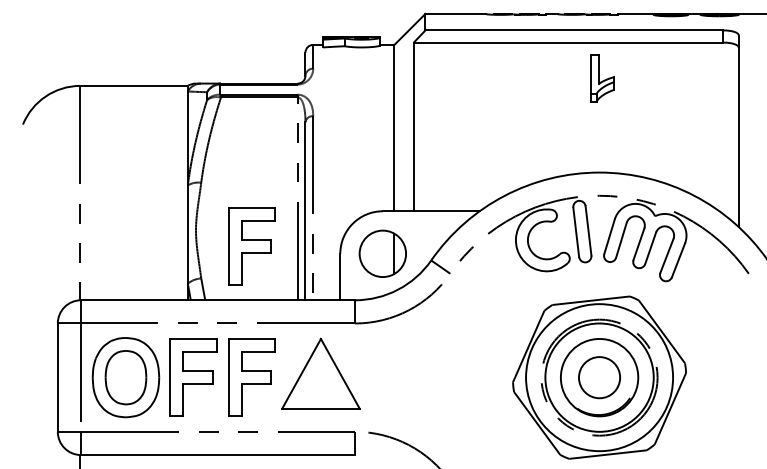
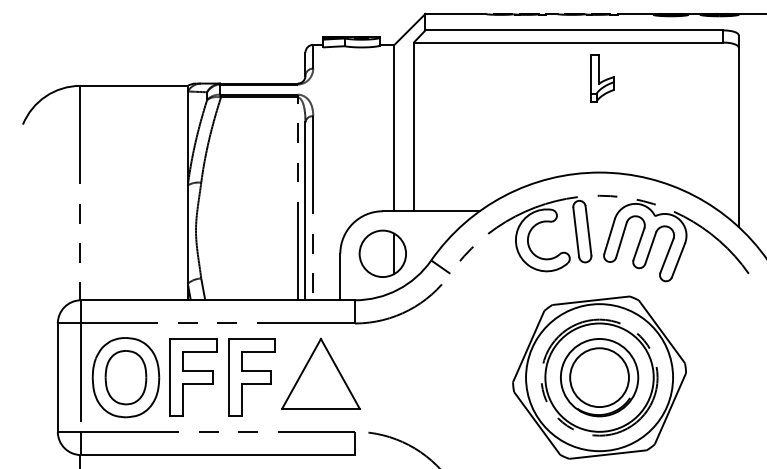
part: present -> none (251, 246)
circle diameter: 41 px -> 59 px (599, 377)
